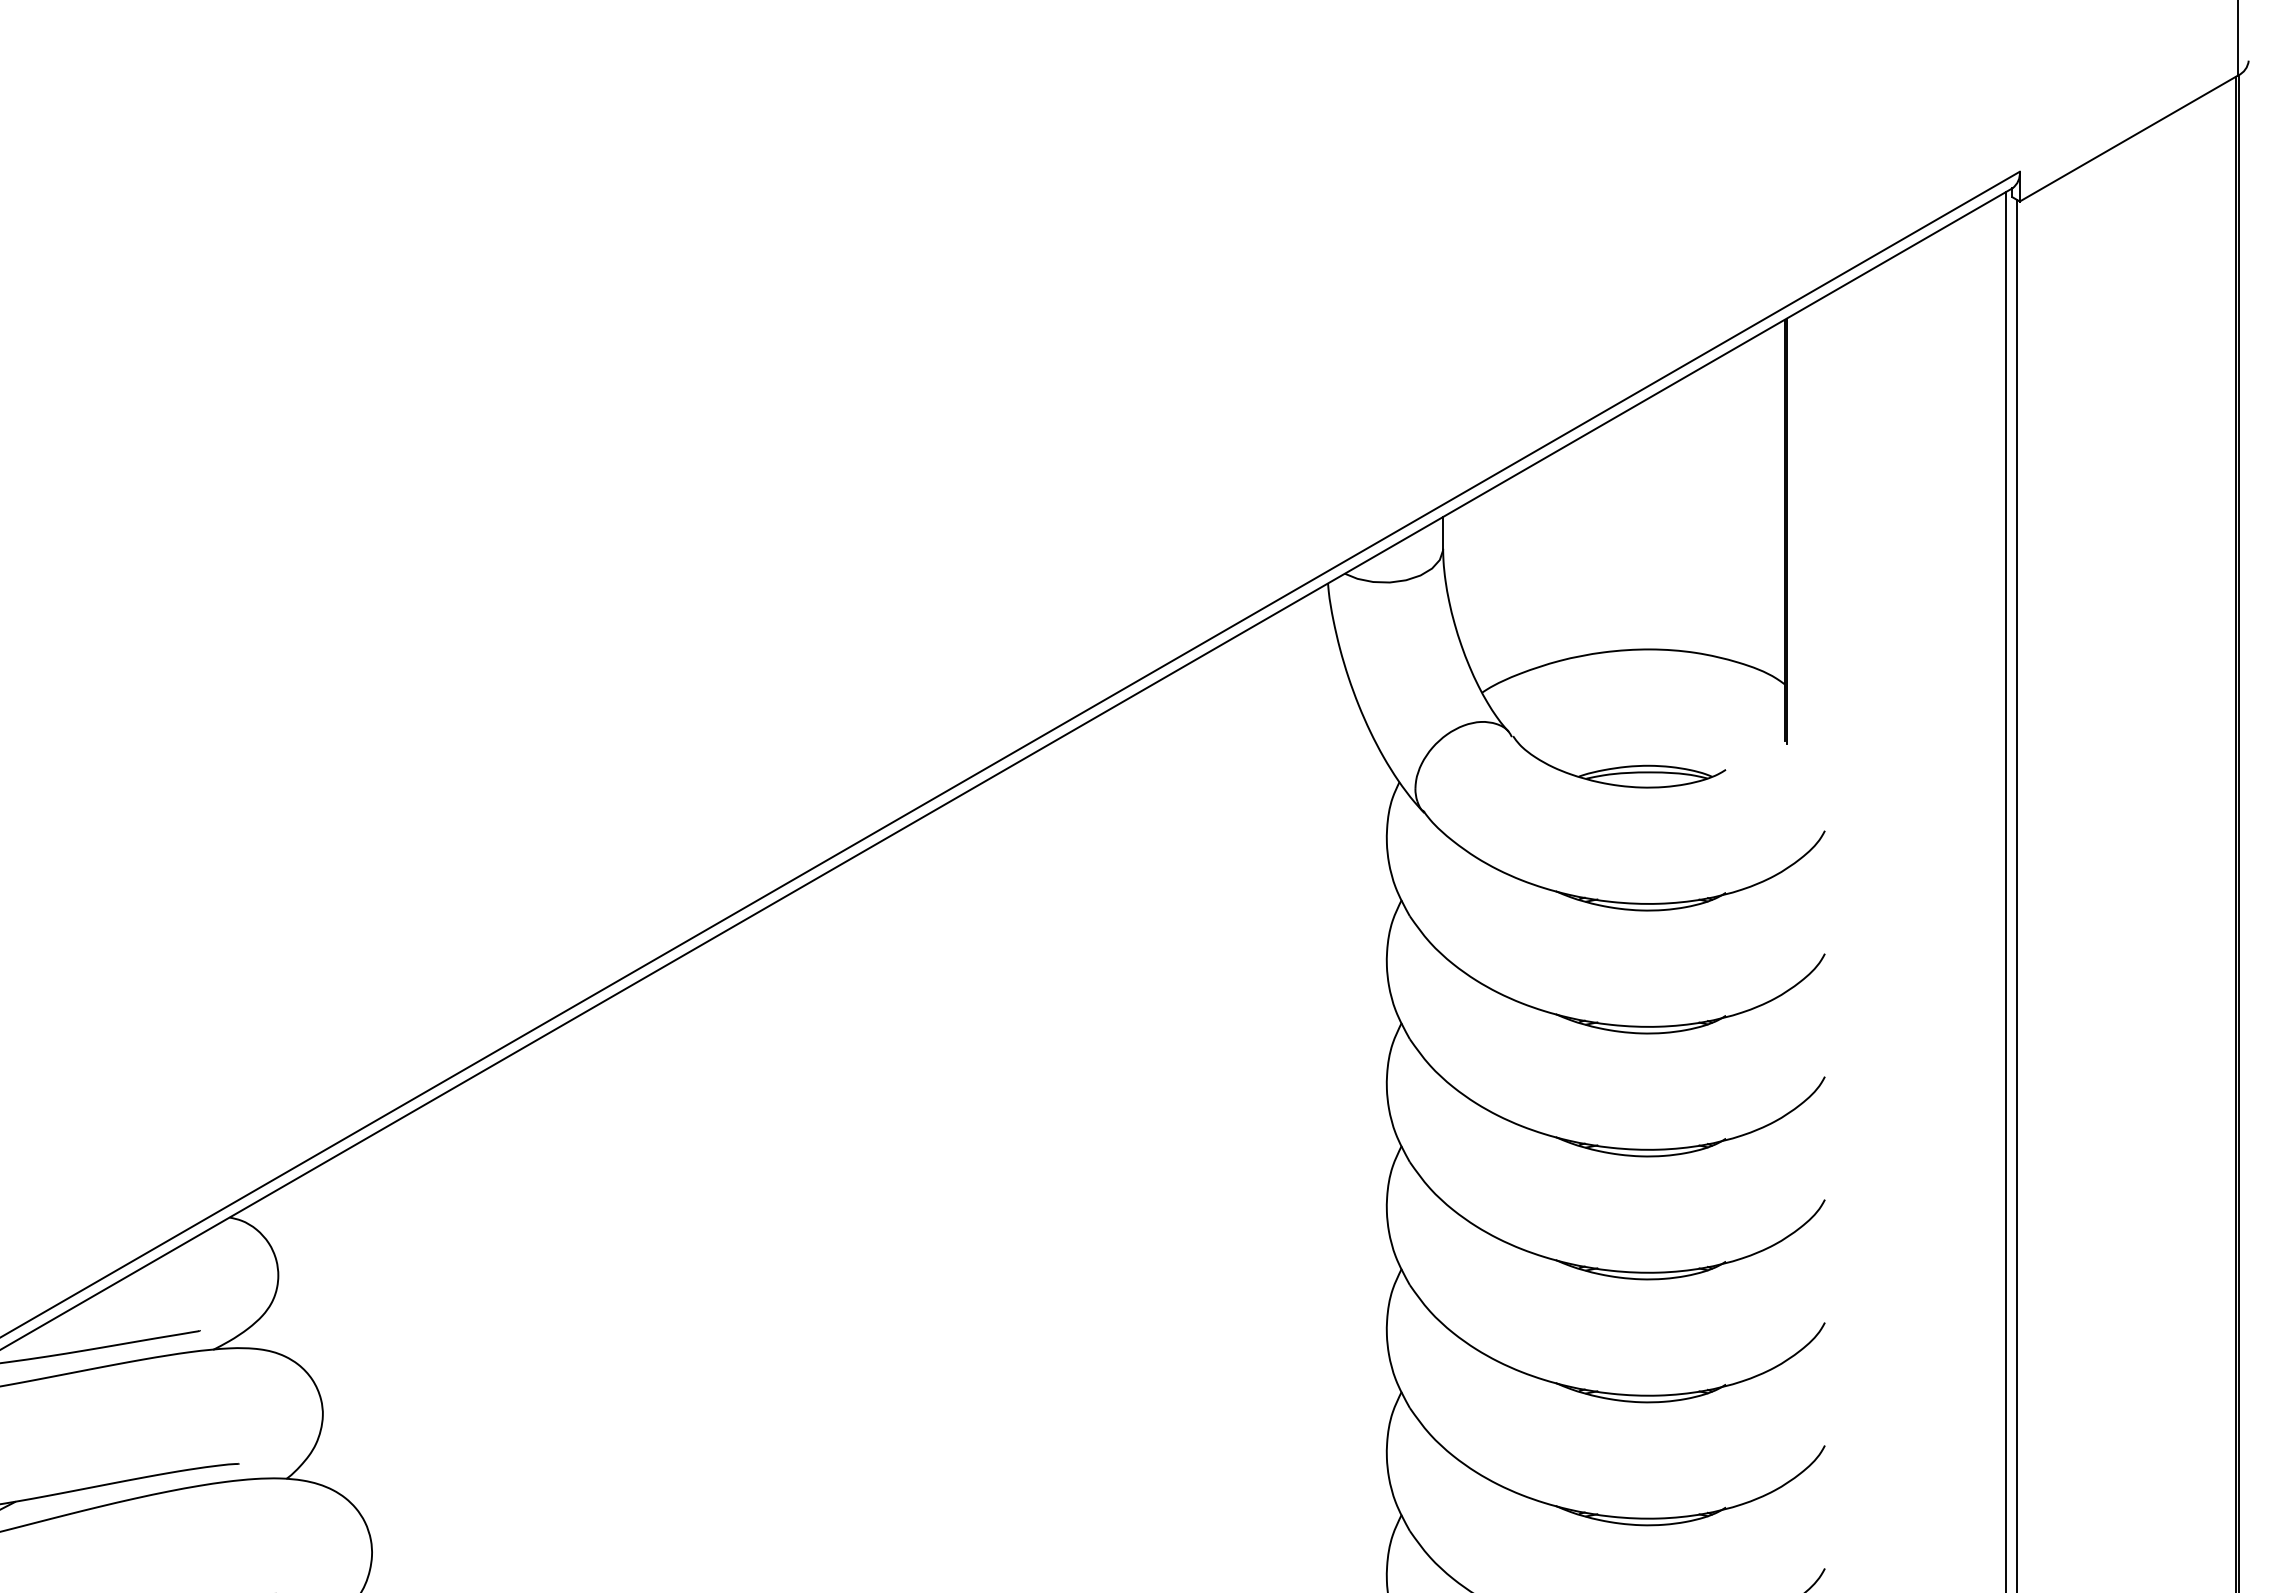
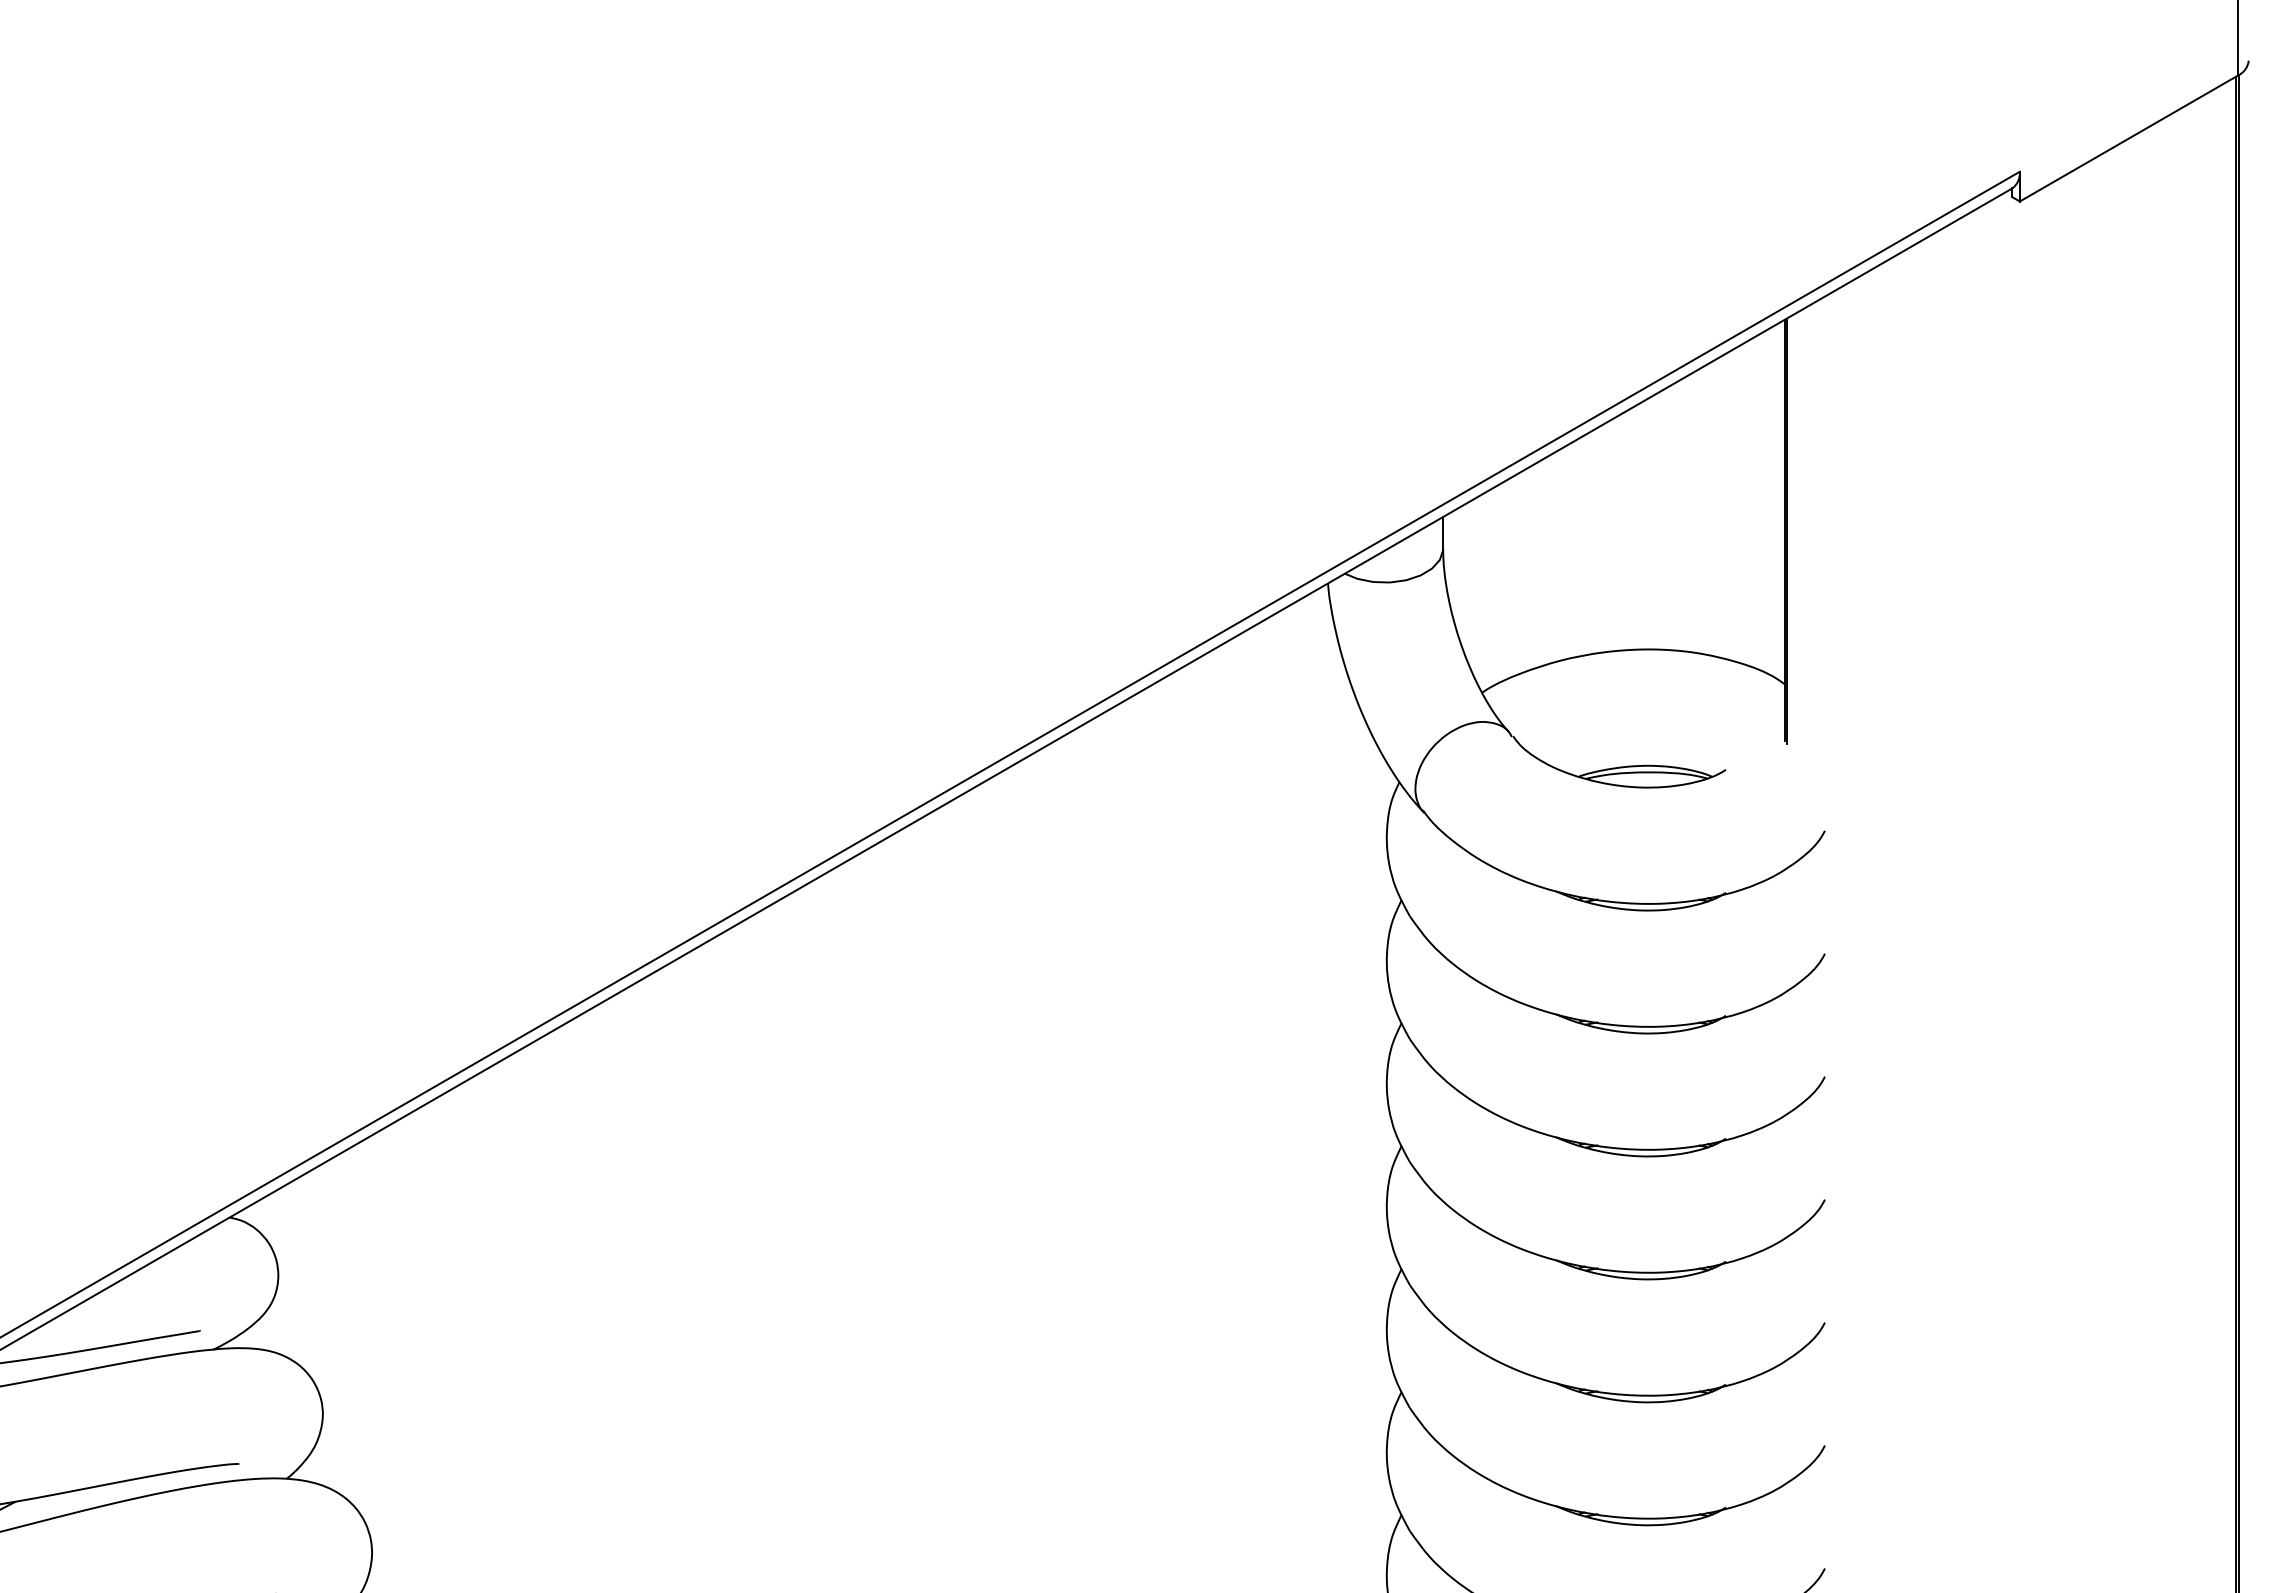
line: present -> none (2006, 890)
line: present -> none (2017, 894)
